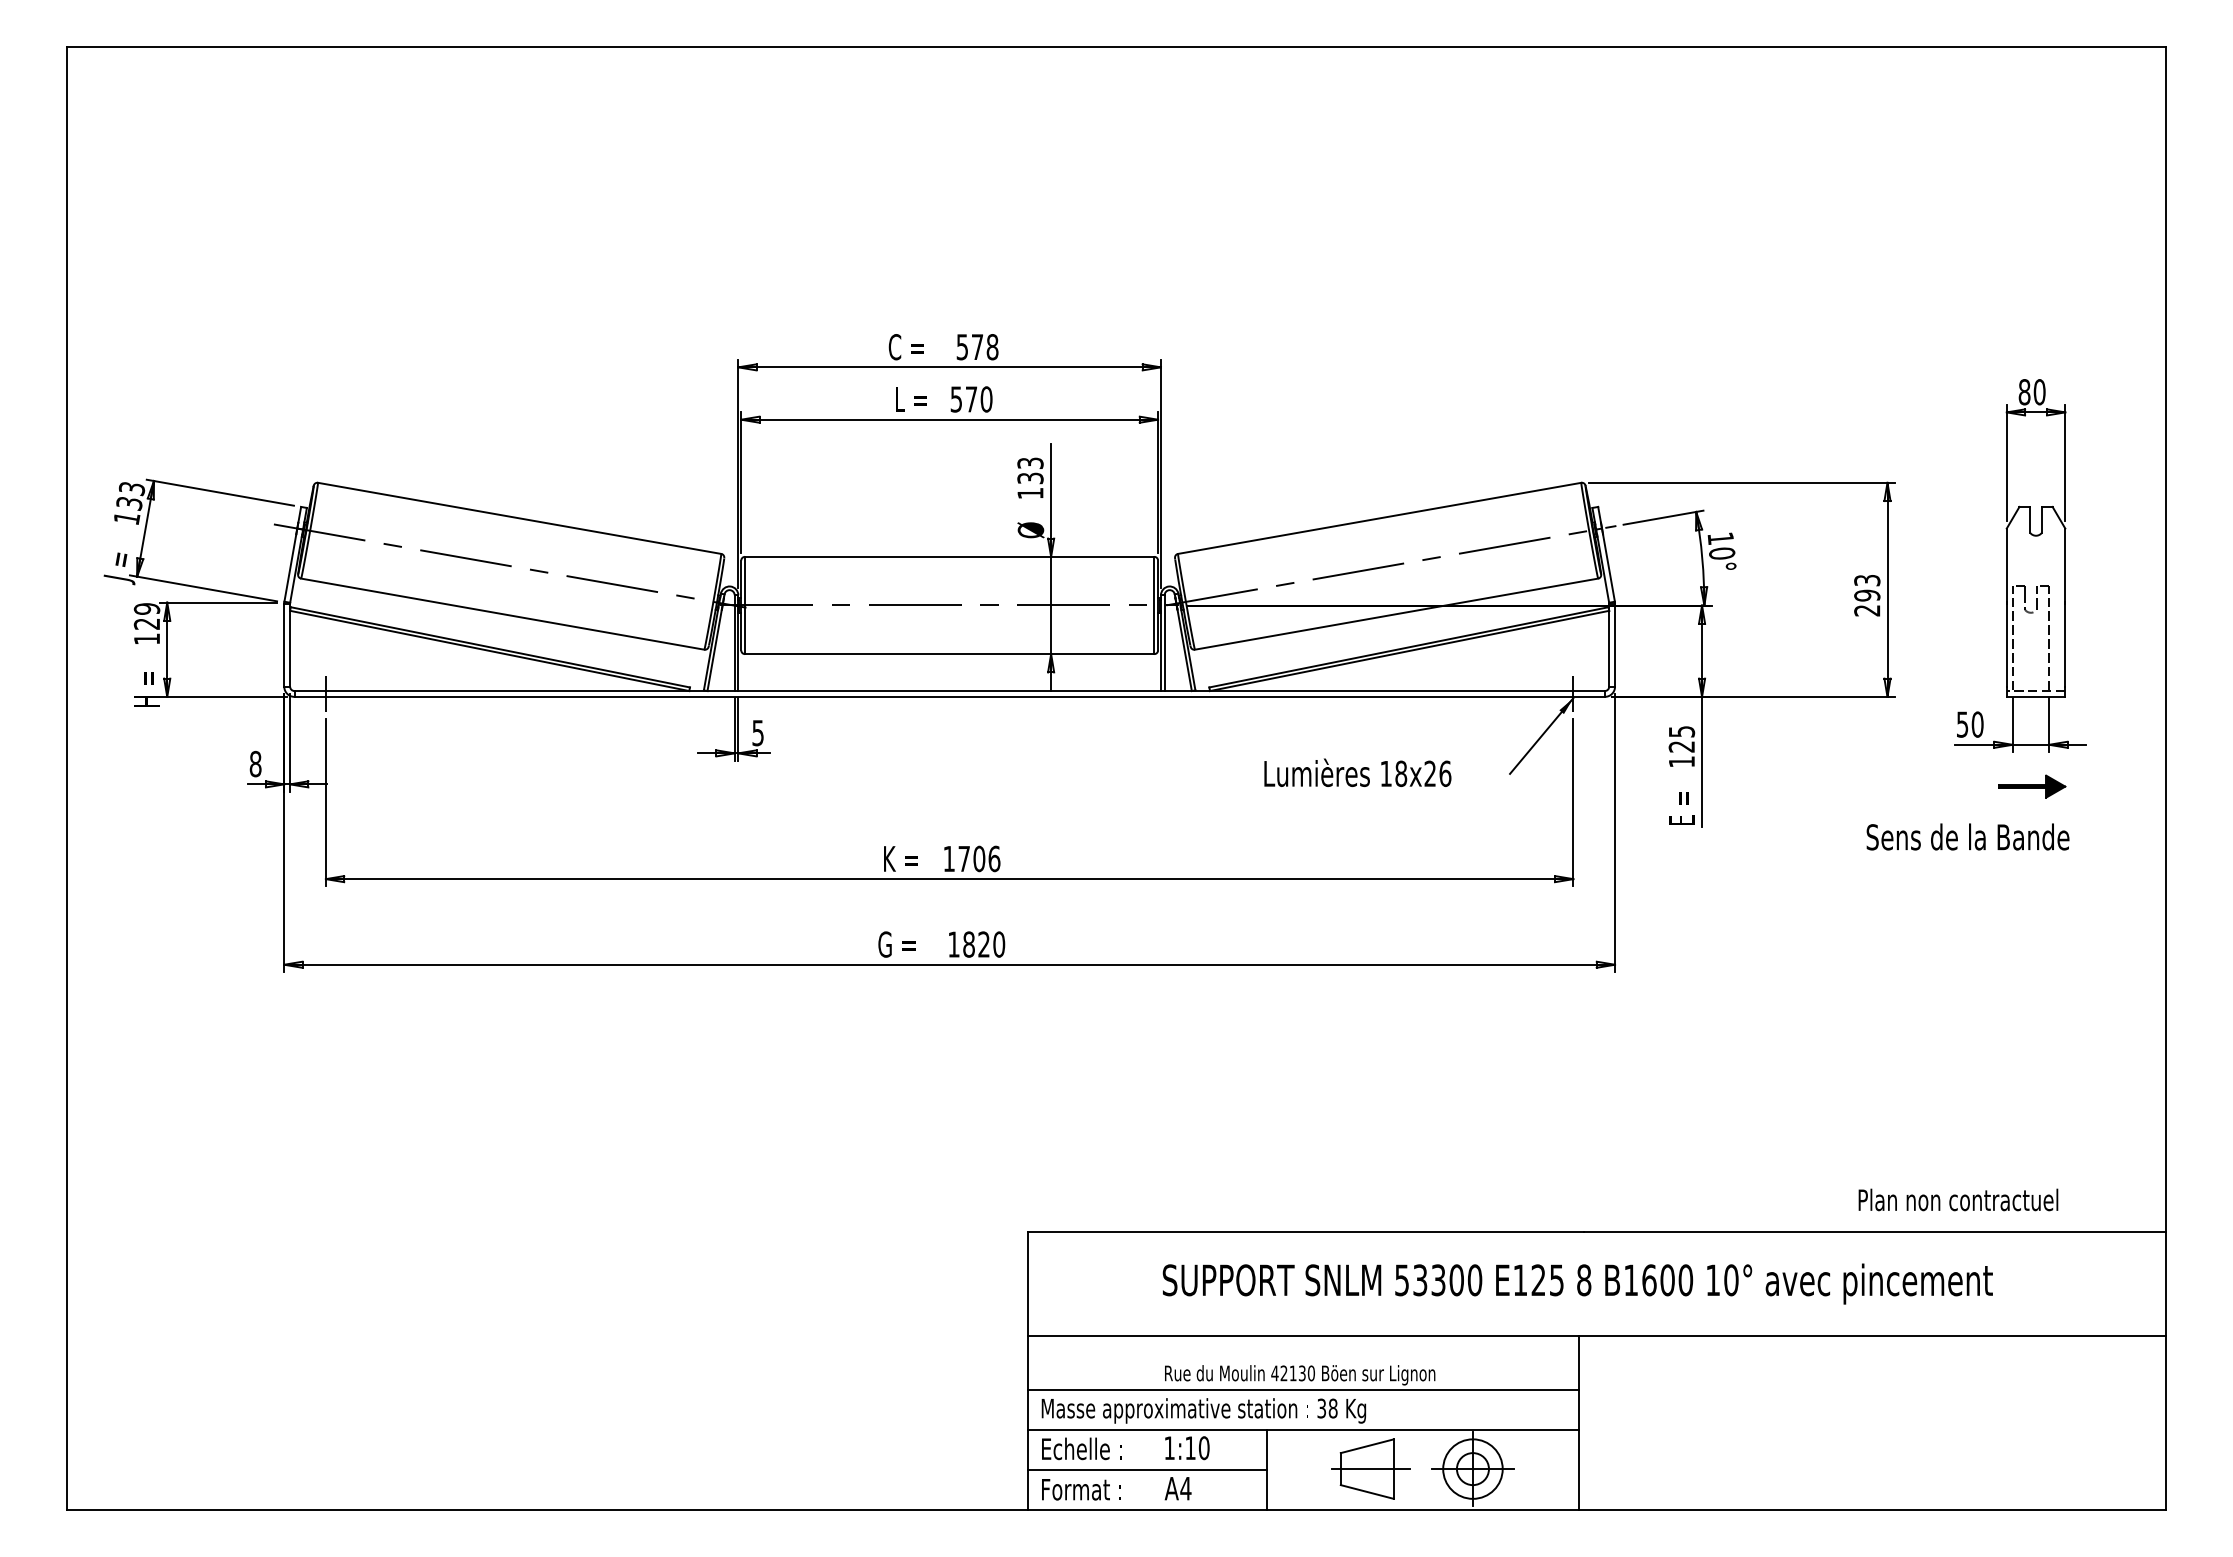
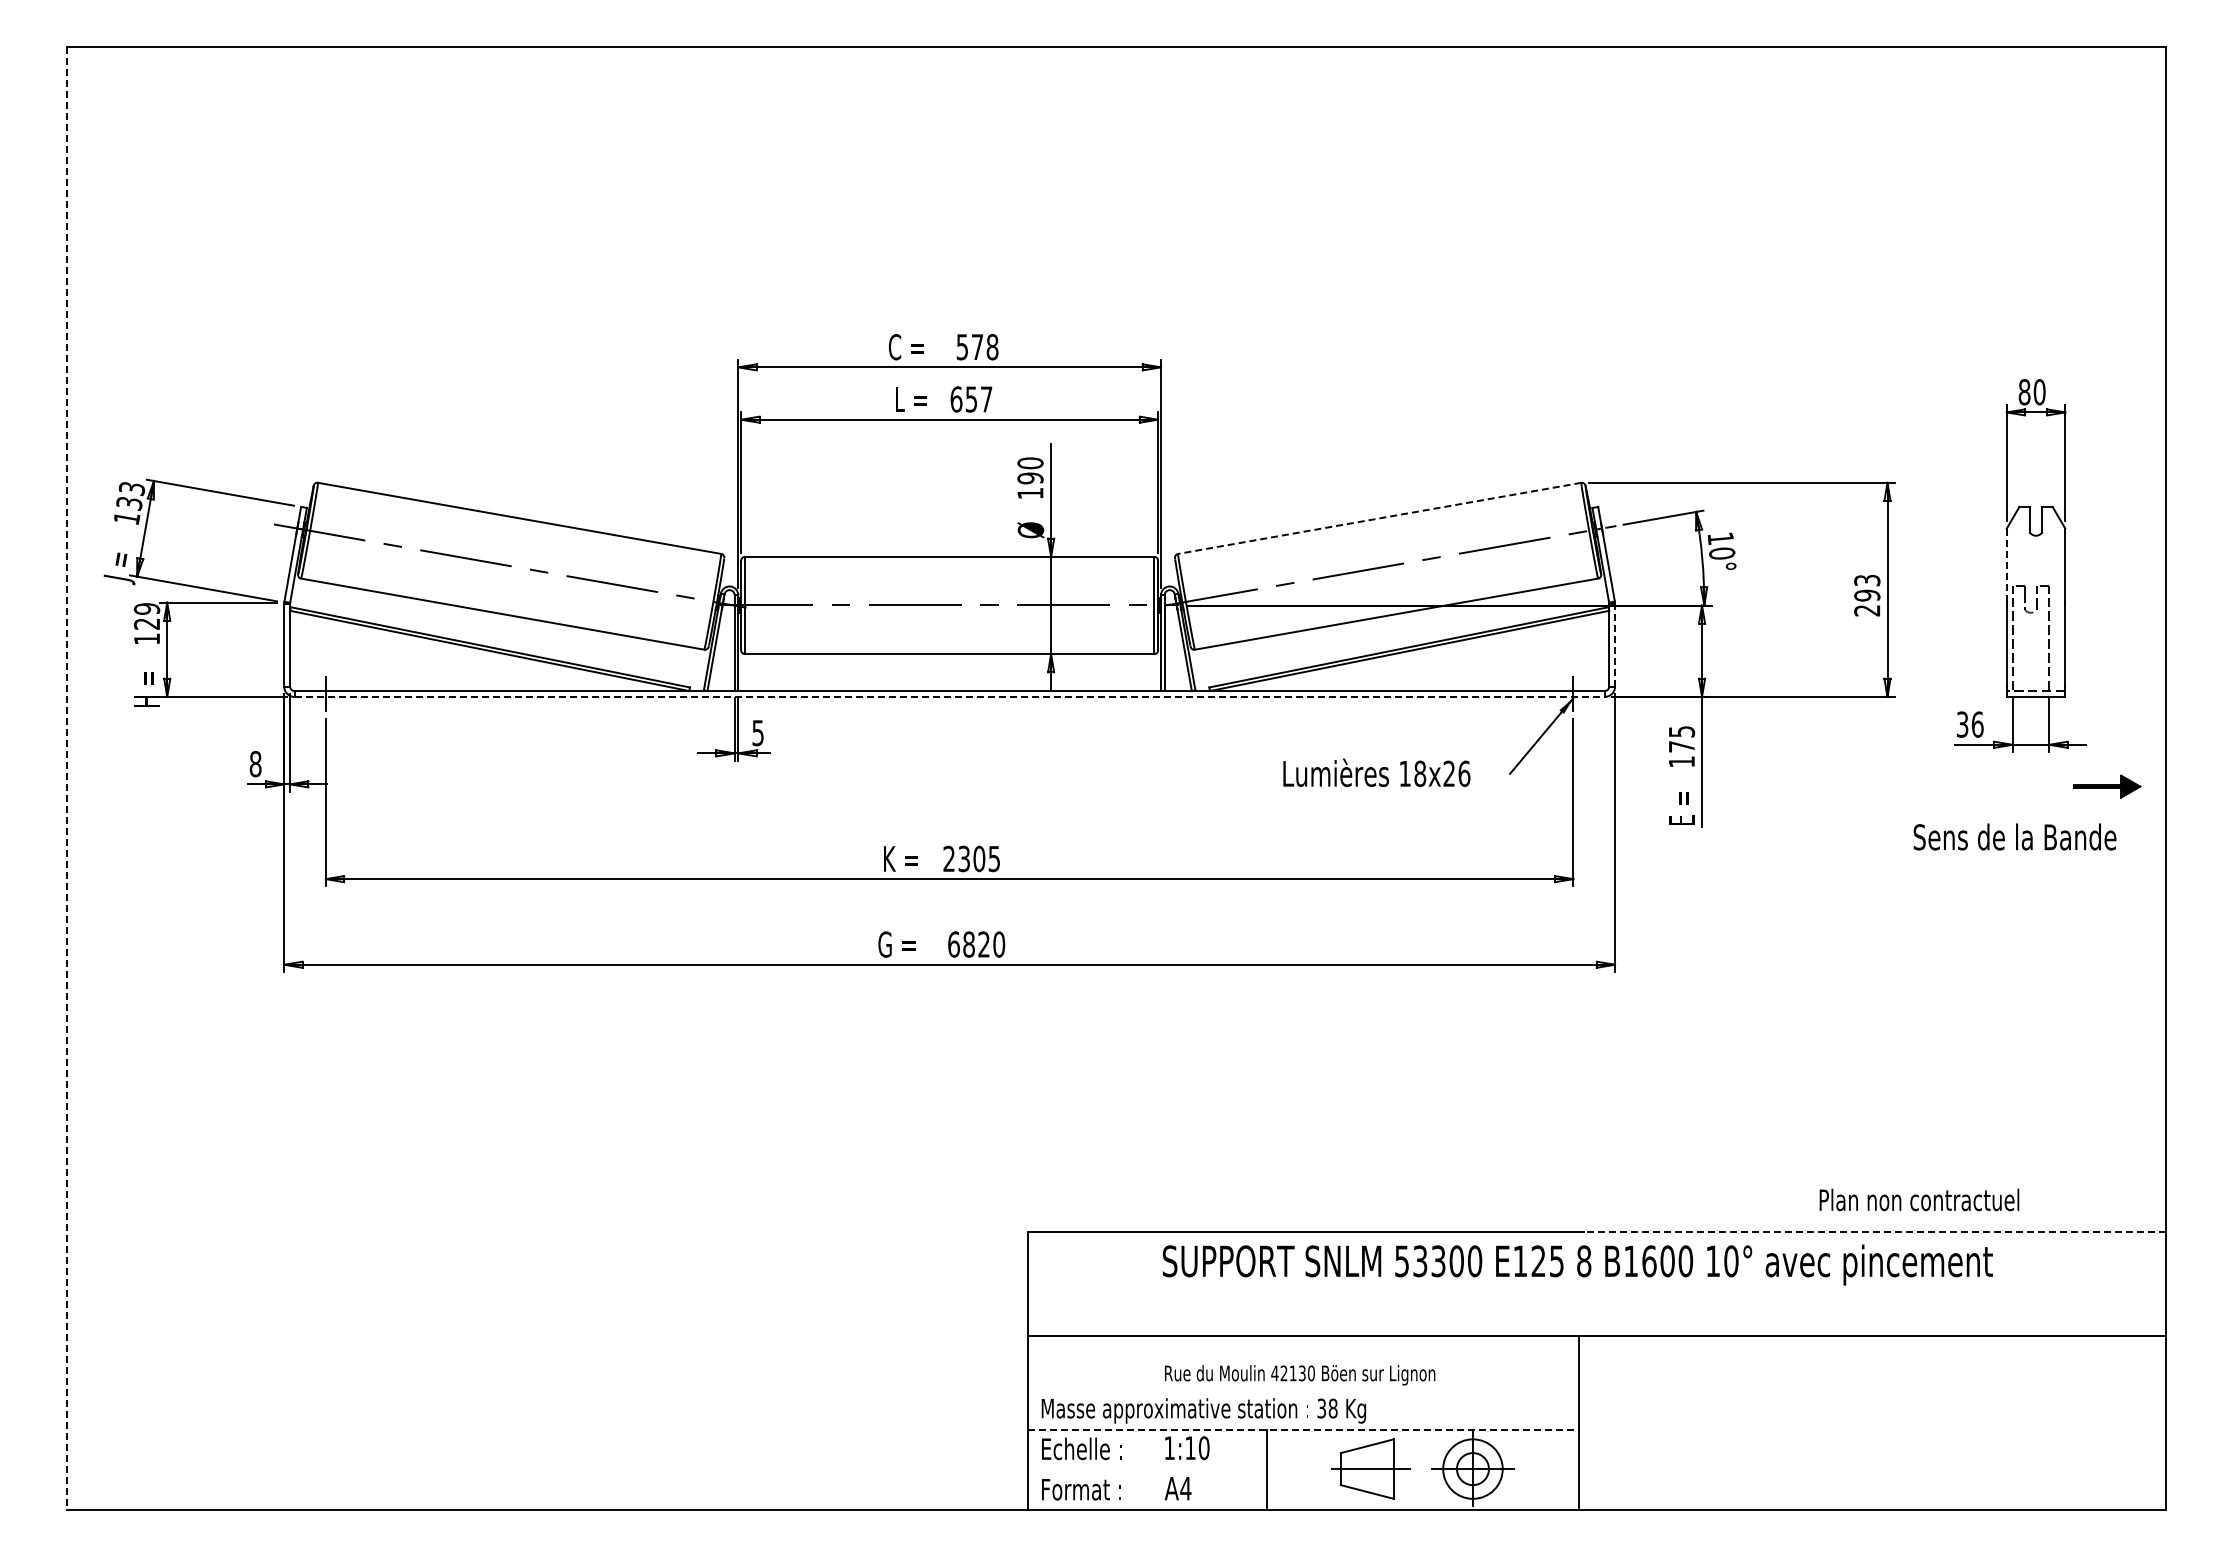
text: 570 -> 657 (971, 399)
text: 133 -> 190 (1030, 470)
line: solid -> dashed (1379, 518)
line: solid -> dashed (2006, 565)
line: solid -> dashed (1615, 645)
line: solid -> dashed (950, 696)
text: 50 -> 36 (1970, 724)
text: 125 -> 175 (1681, 746)
text position: (1357, 772) -> (1376, 772) (1376, 772)
line: solid -> dashed (67, 778)
part position: (2032, 786) -> (2107, 786) (2107, 786)
text position: (1967, 836) -> (2014, 836) (2014, 836)
text: 1706 -> 2305 (971, 858)
text: 1820 -> 6820 (953, 944)
text position: (1958, 1199) -> (1919, 1199) (1919, 1199)
line: solid -> dashed (1875, 1232)
text position: (1577, 1283) -> (1577, 1264) (1577, 1264)
line: present -> none (1303, 1389)
line: solid -> dashed (1303, 1429)
line: present -> none (1147, 1469)
